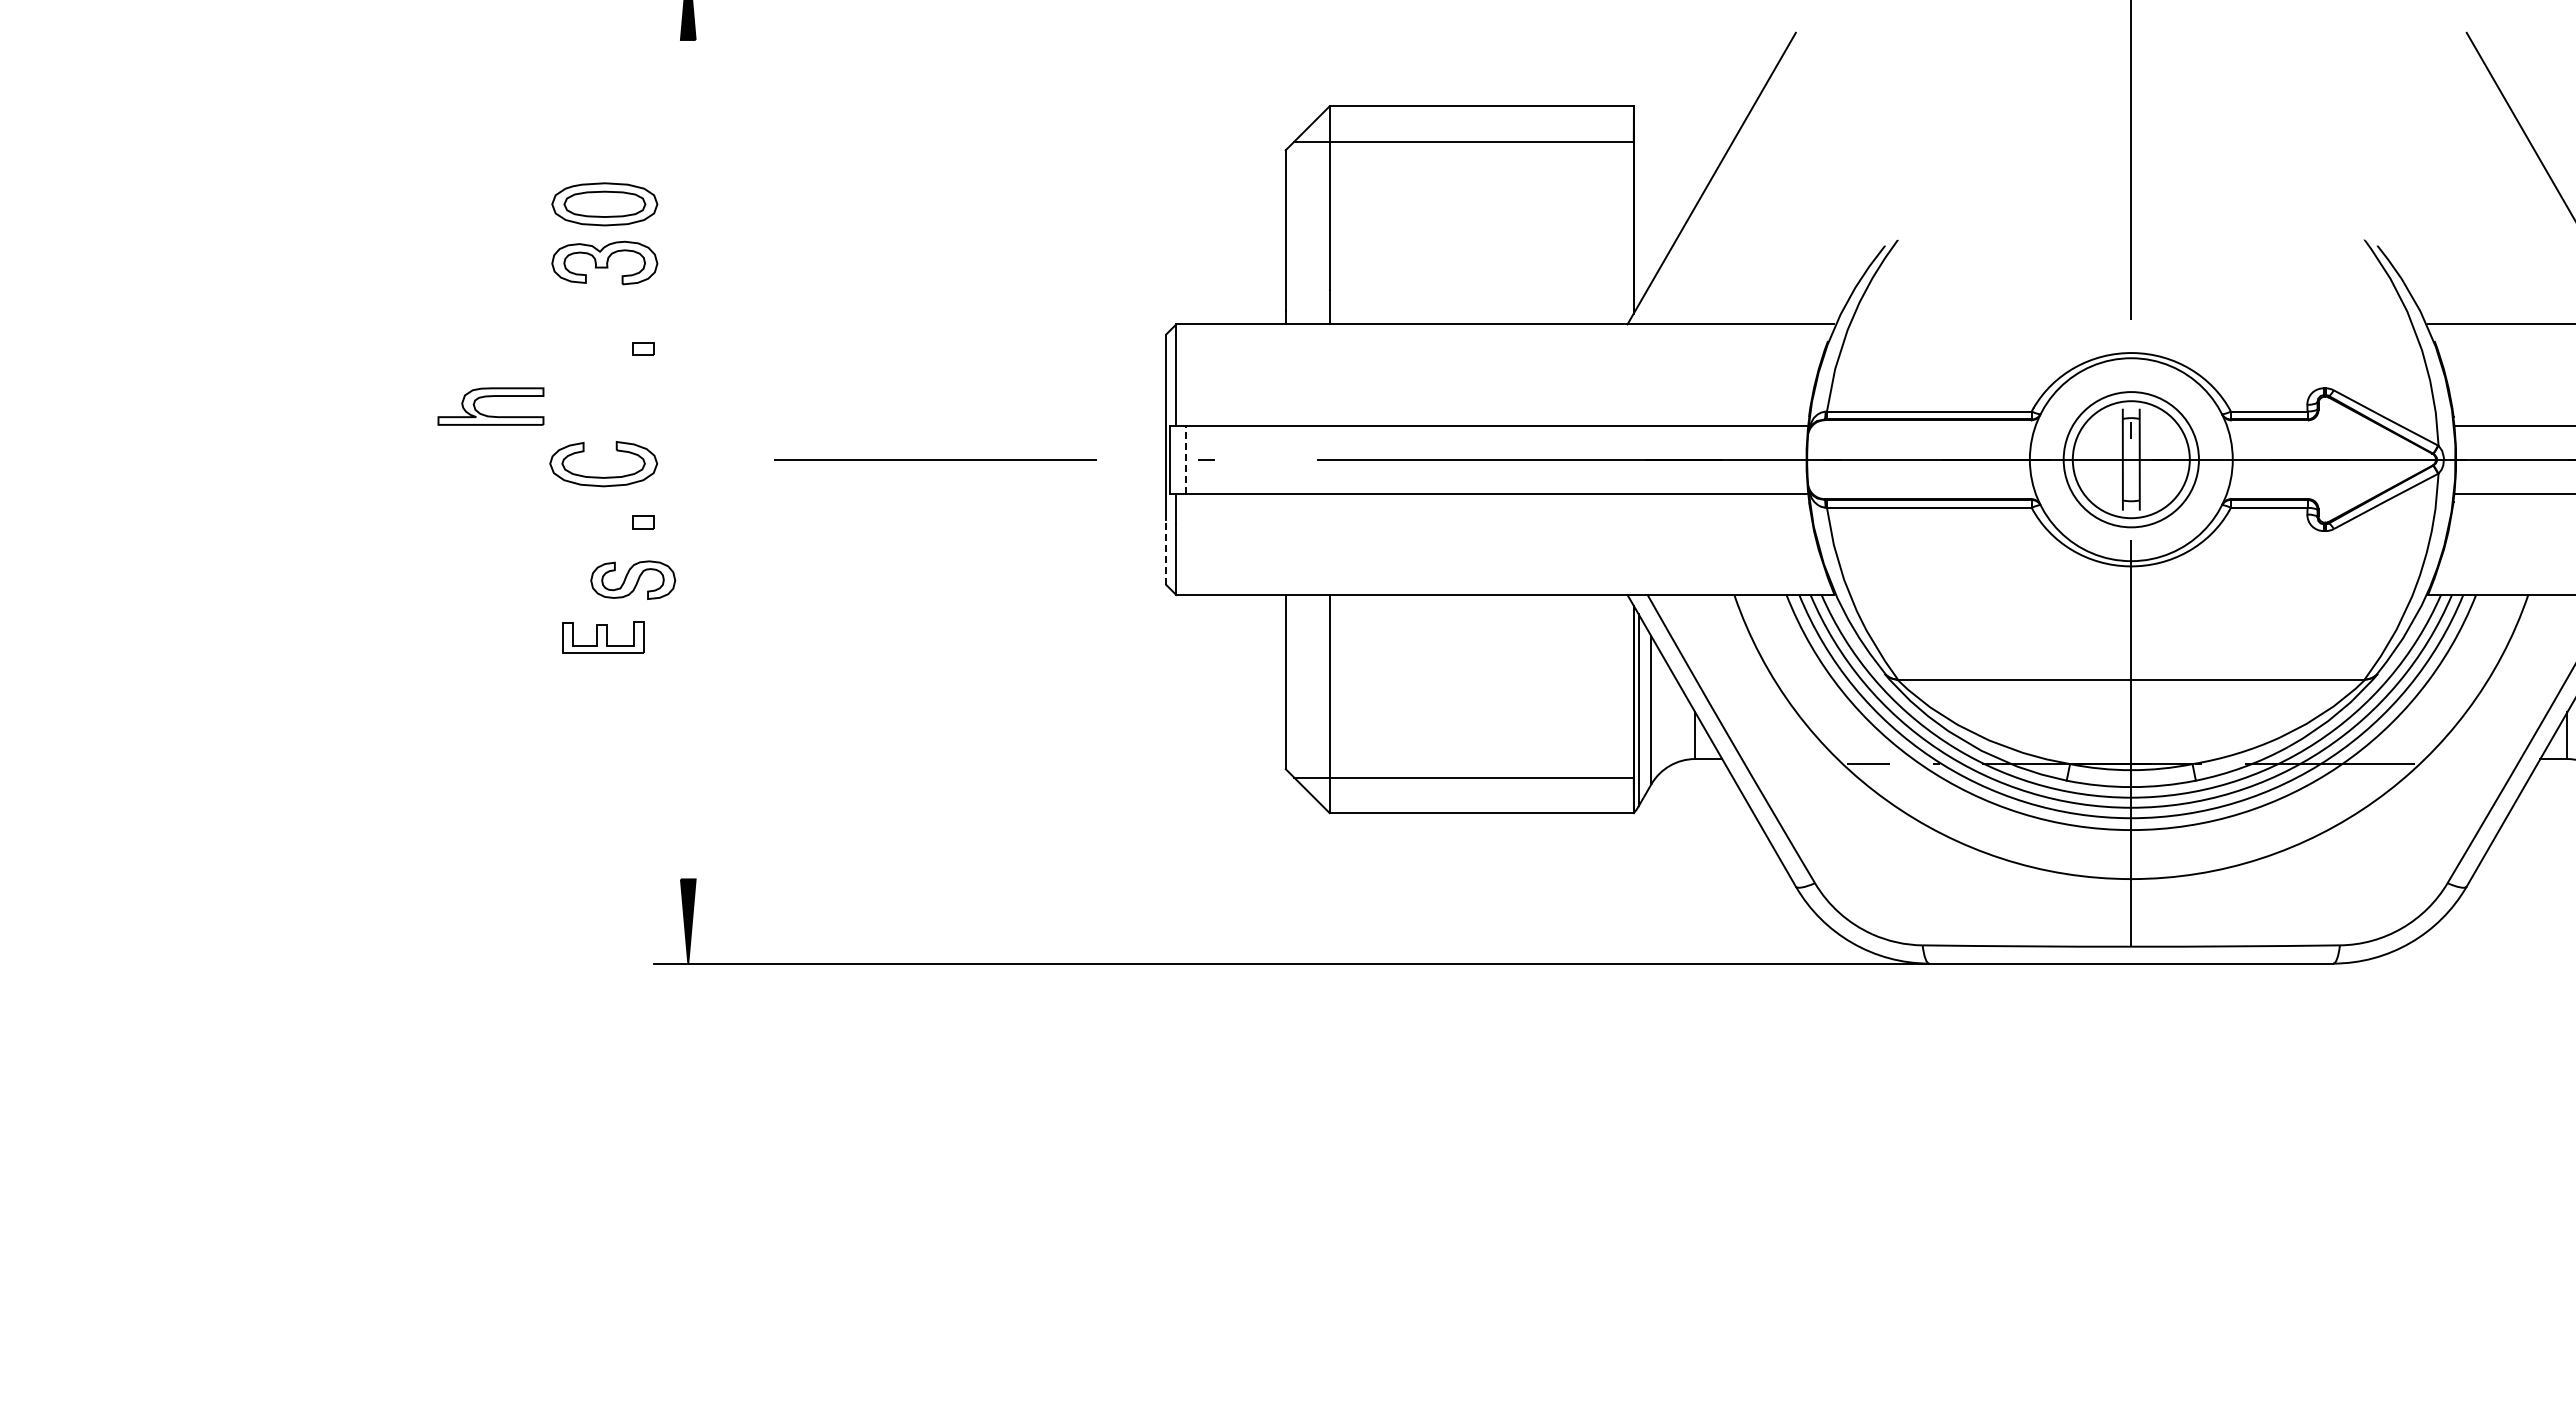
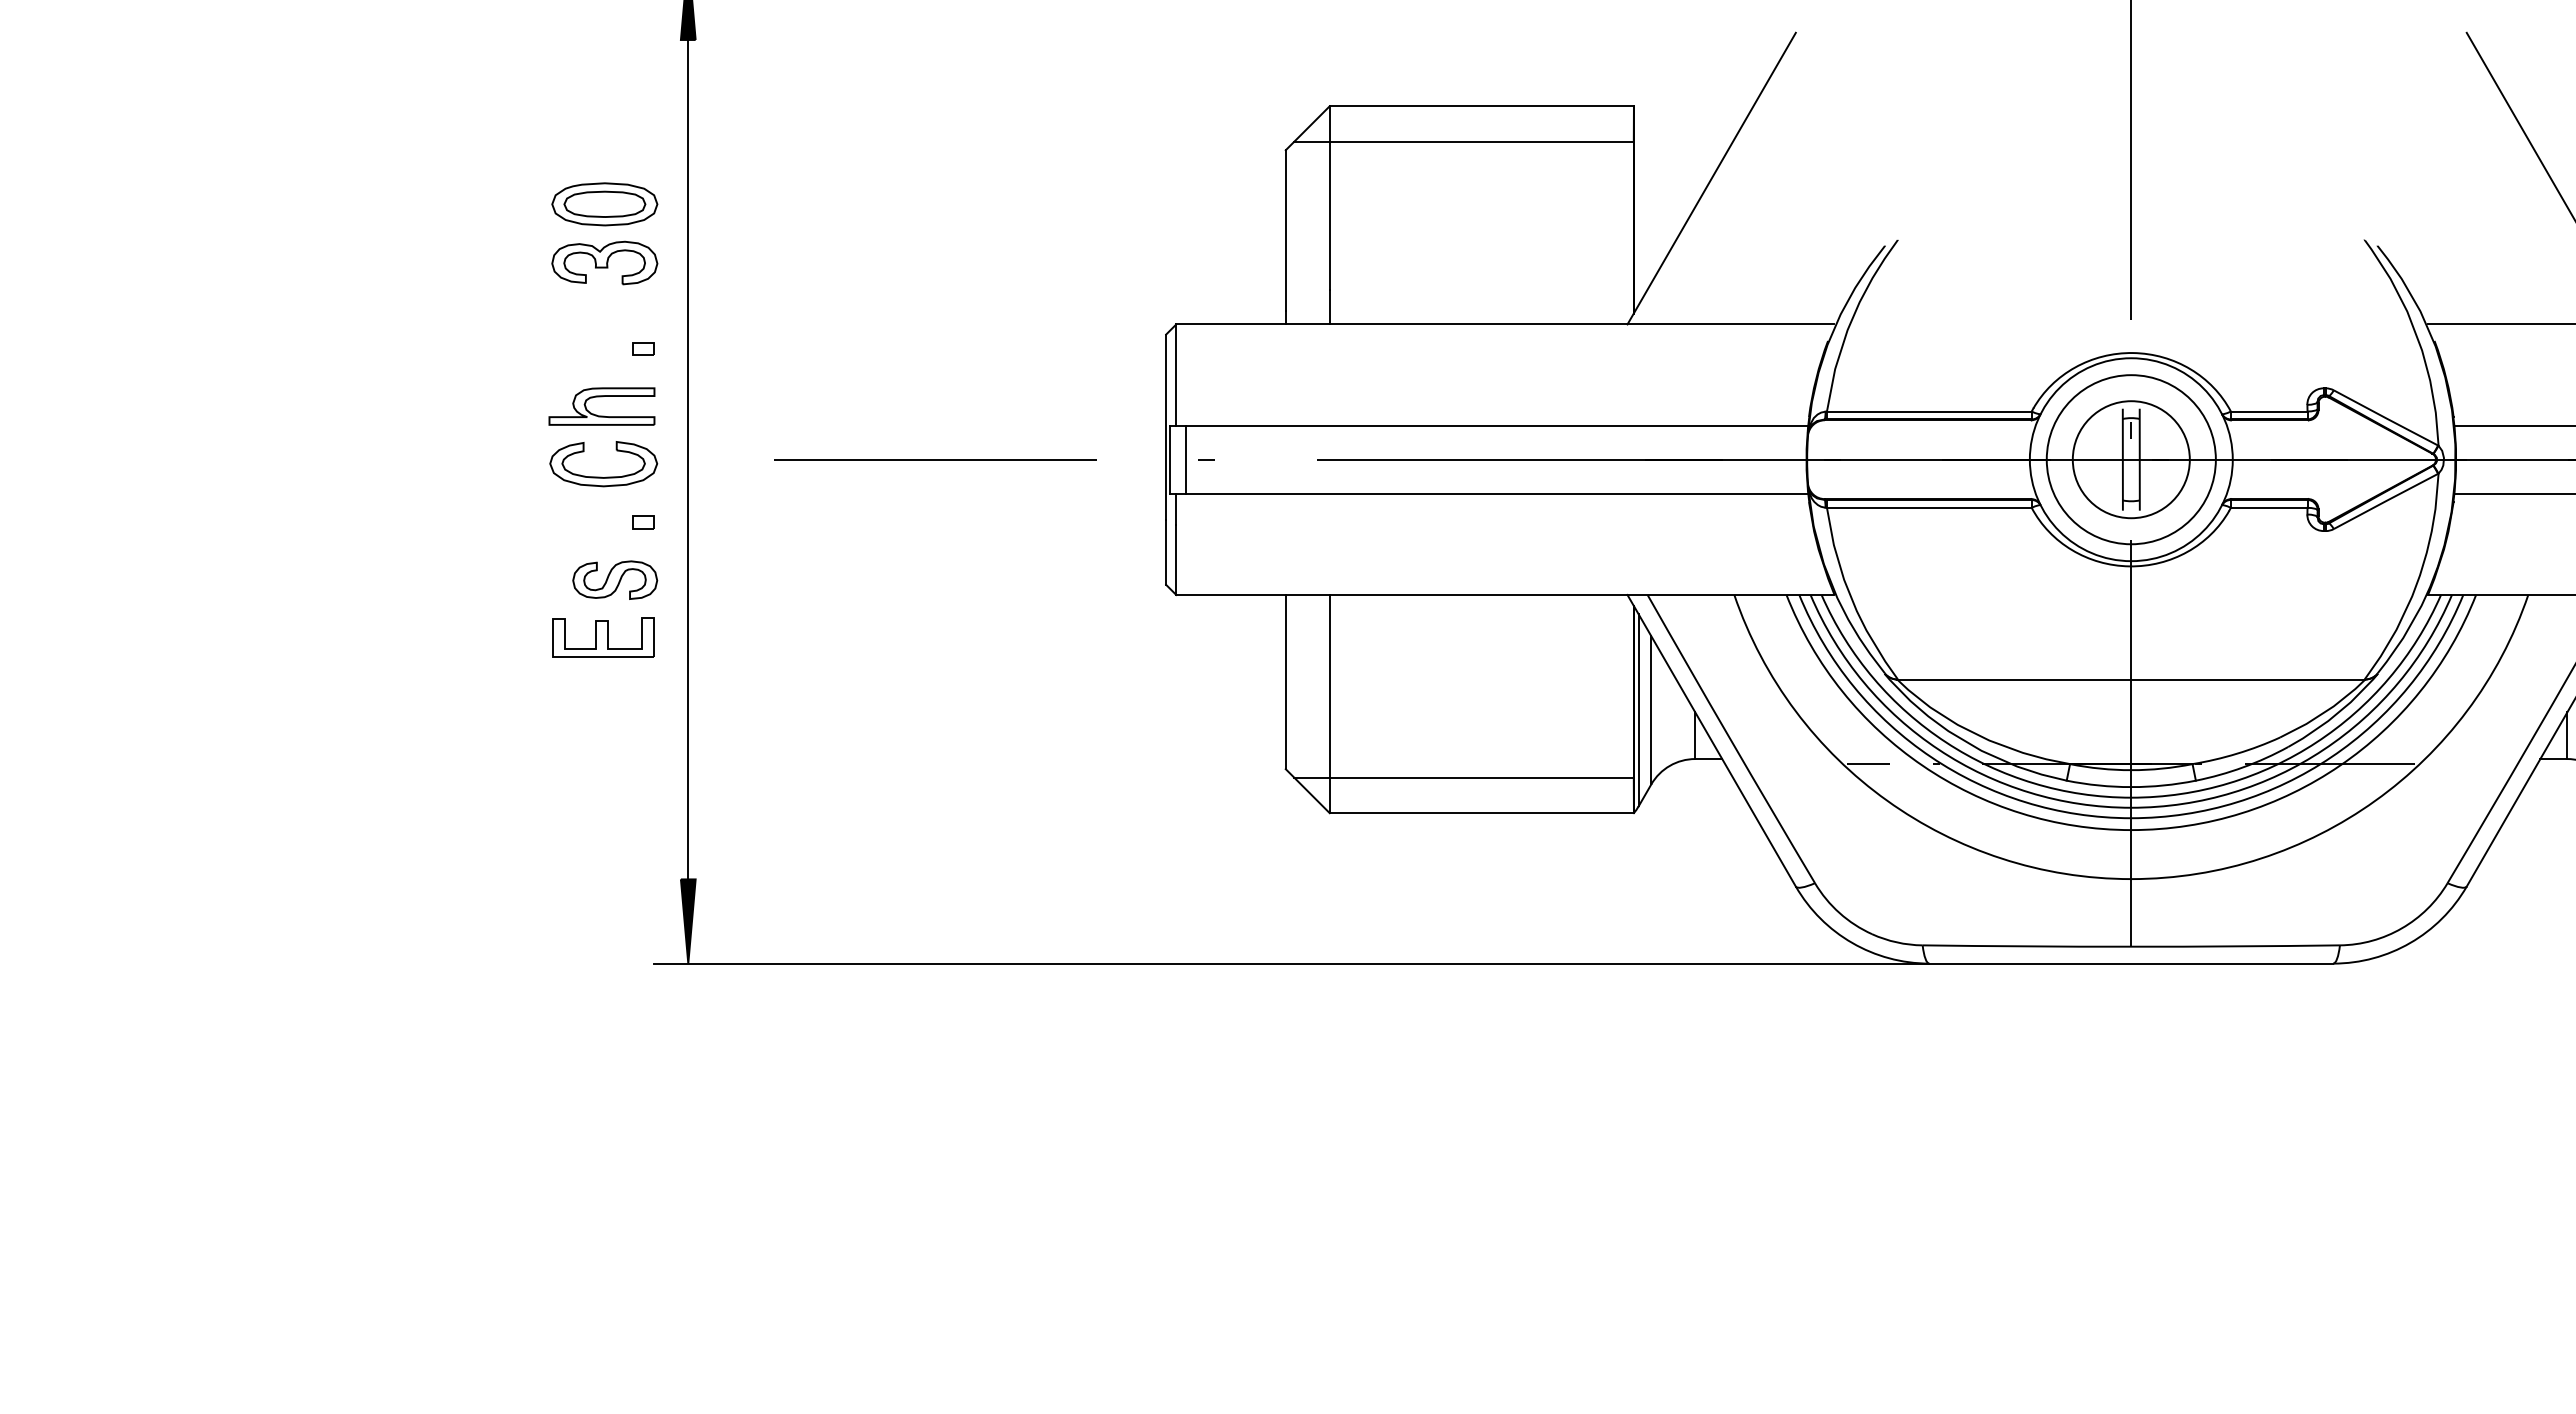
part position: (490, 397) -> (601, 397) (601, 397)
line: none -> present (688, 459)
line: dashed -> solid (1186, 459)
circle diameter: 135 px -> 169 px (2130, 459)
line: dashed -> solid (1166, 552)
part position: (633, 579) -> (615, 579) (615, 579)
part size: 83x33 px -> 103x41 px (603, 637)
